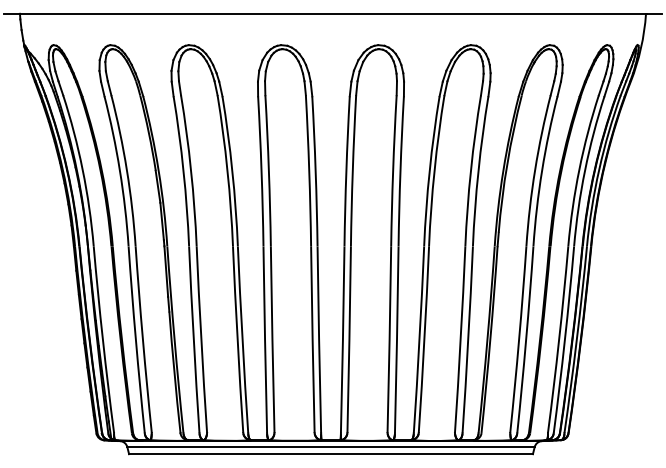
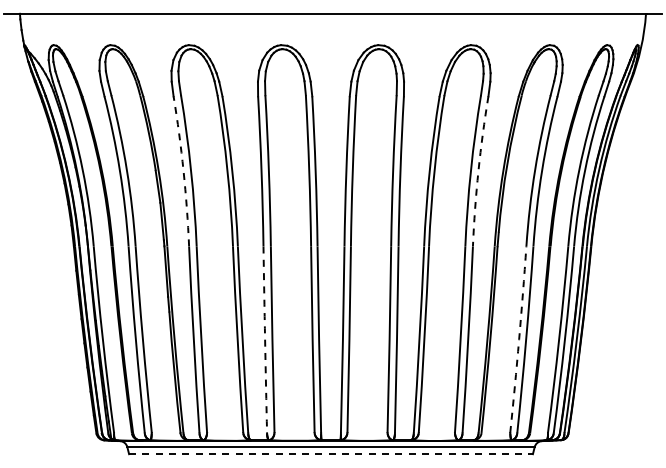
arc: solid -> dashed (183, 171)
arc: solid -> dashed (478, 171)
arc: solid -> dashed (265, 339)
arc: solid -> dashed (519, 339)
line: solid -> dashed (331, 454)
